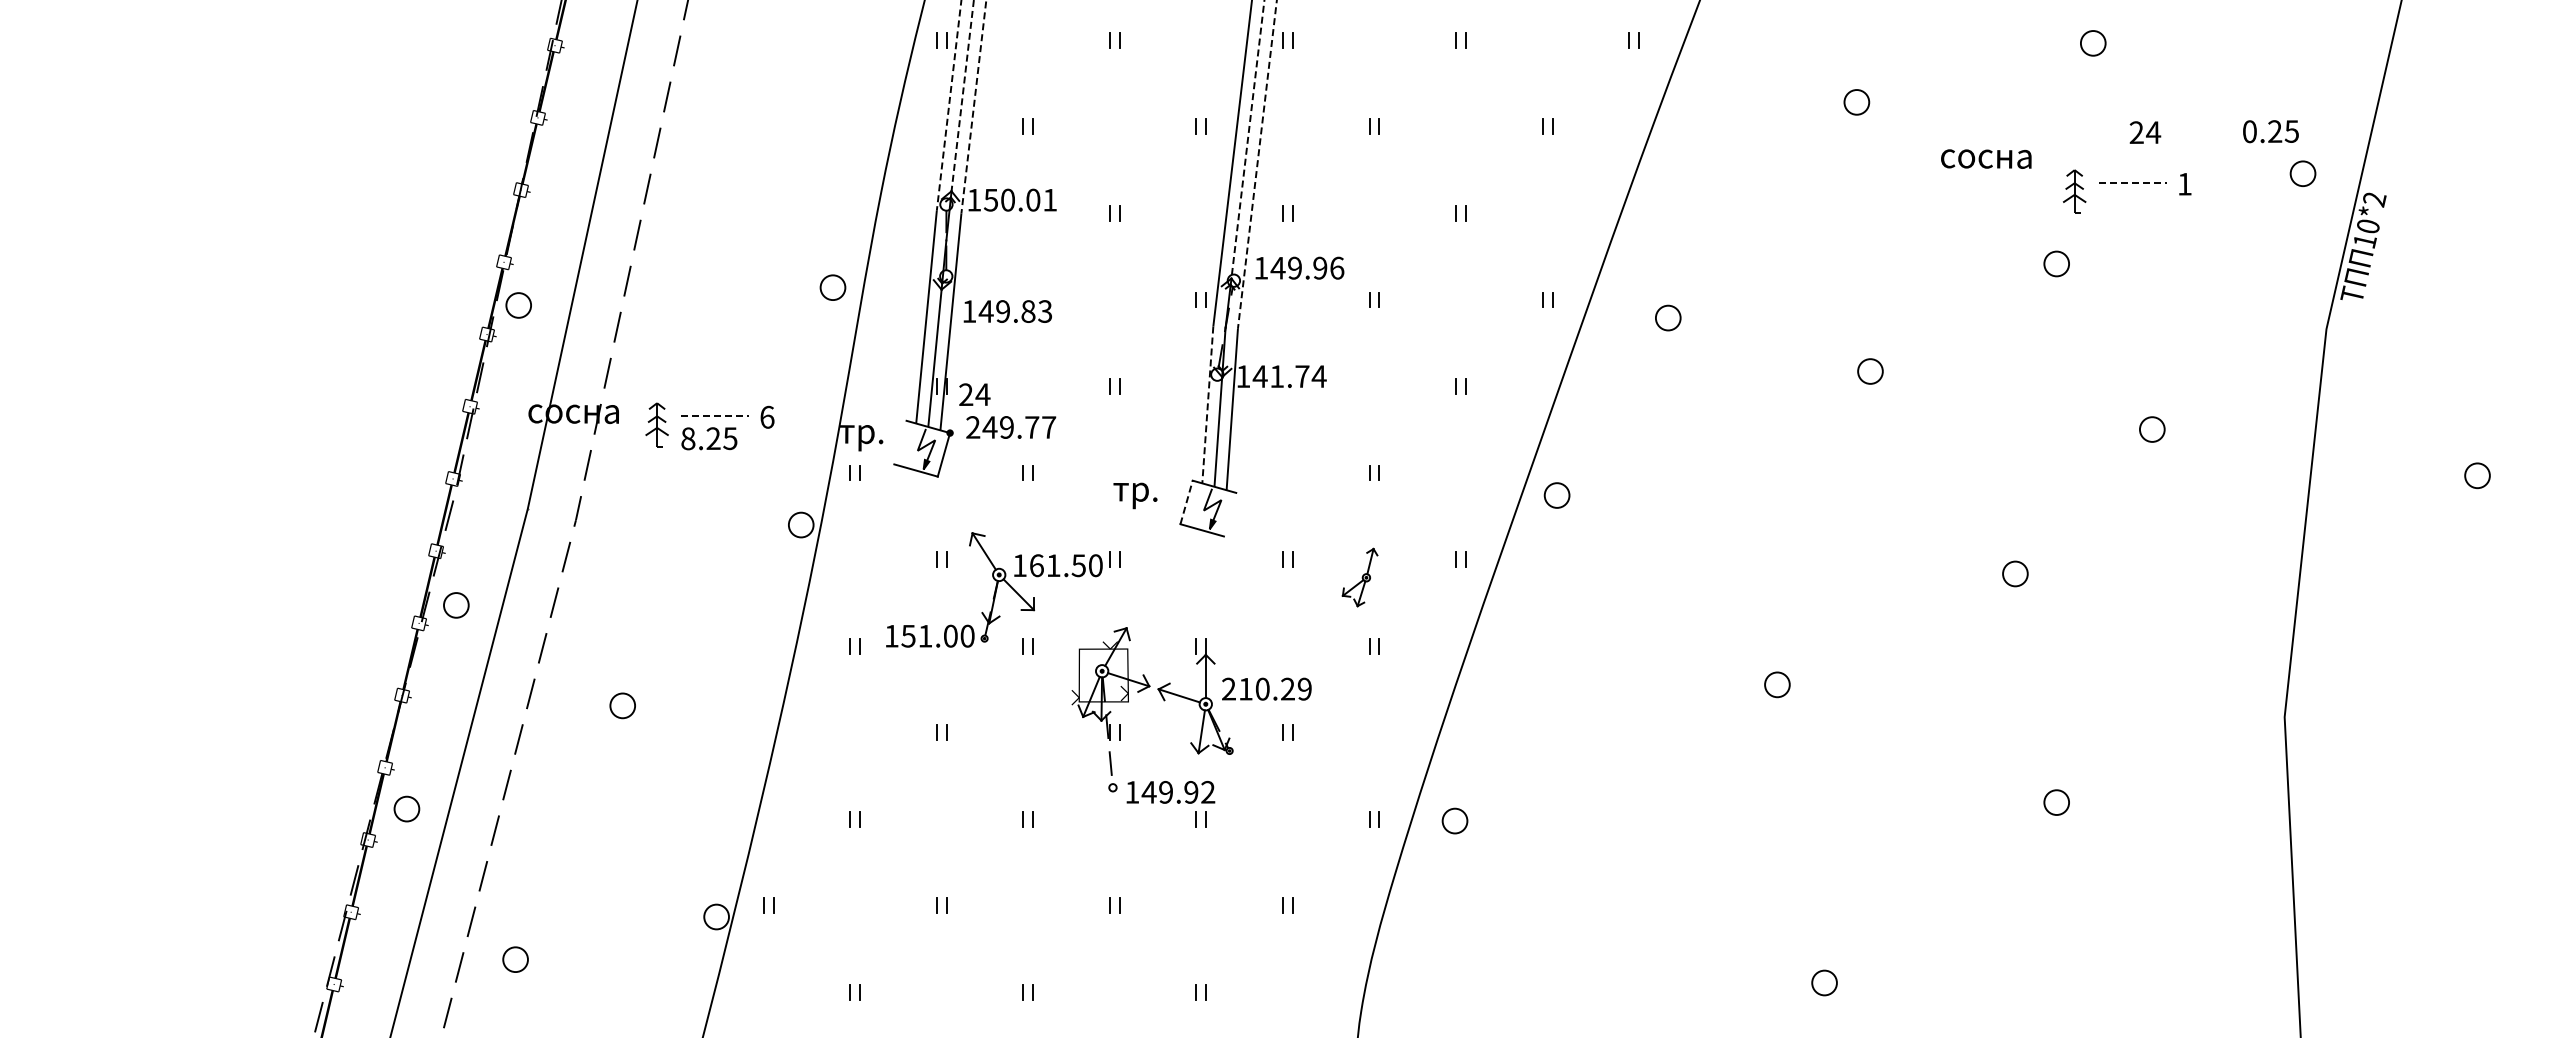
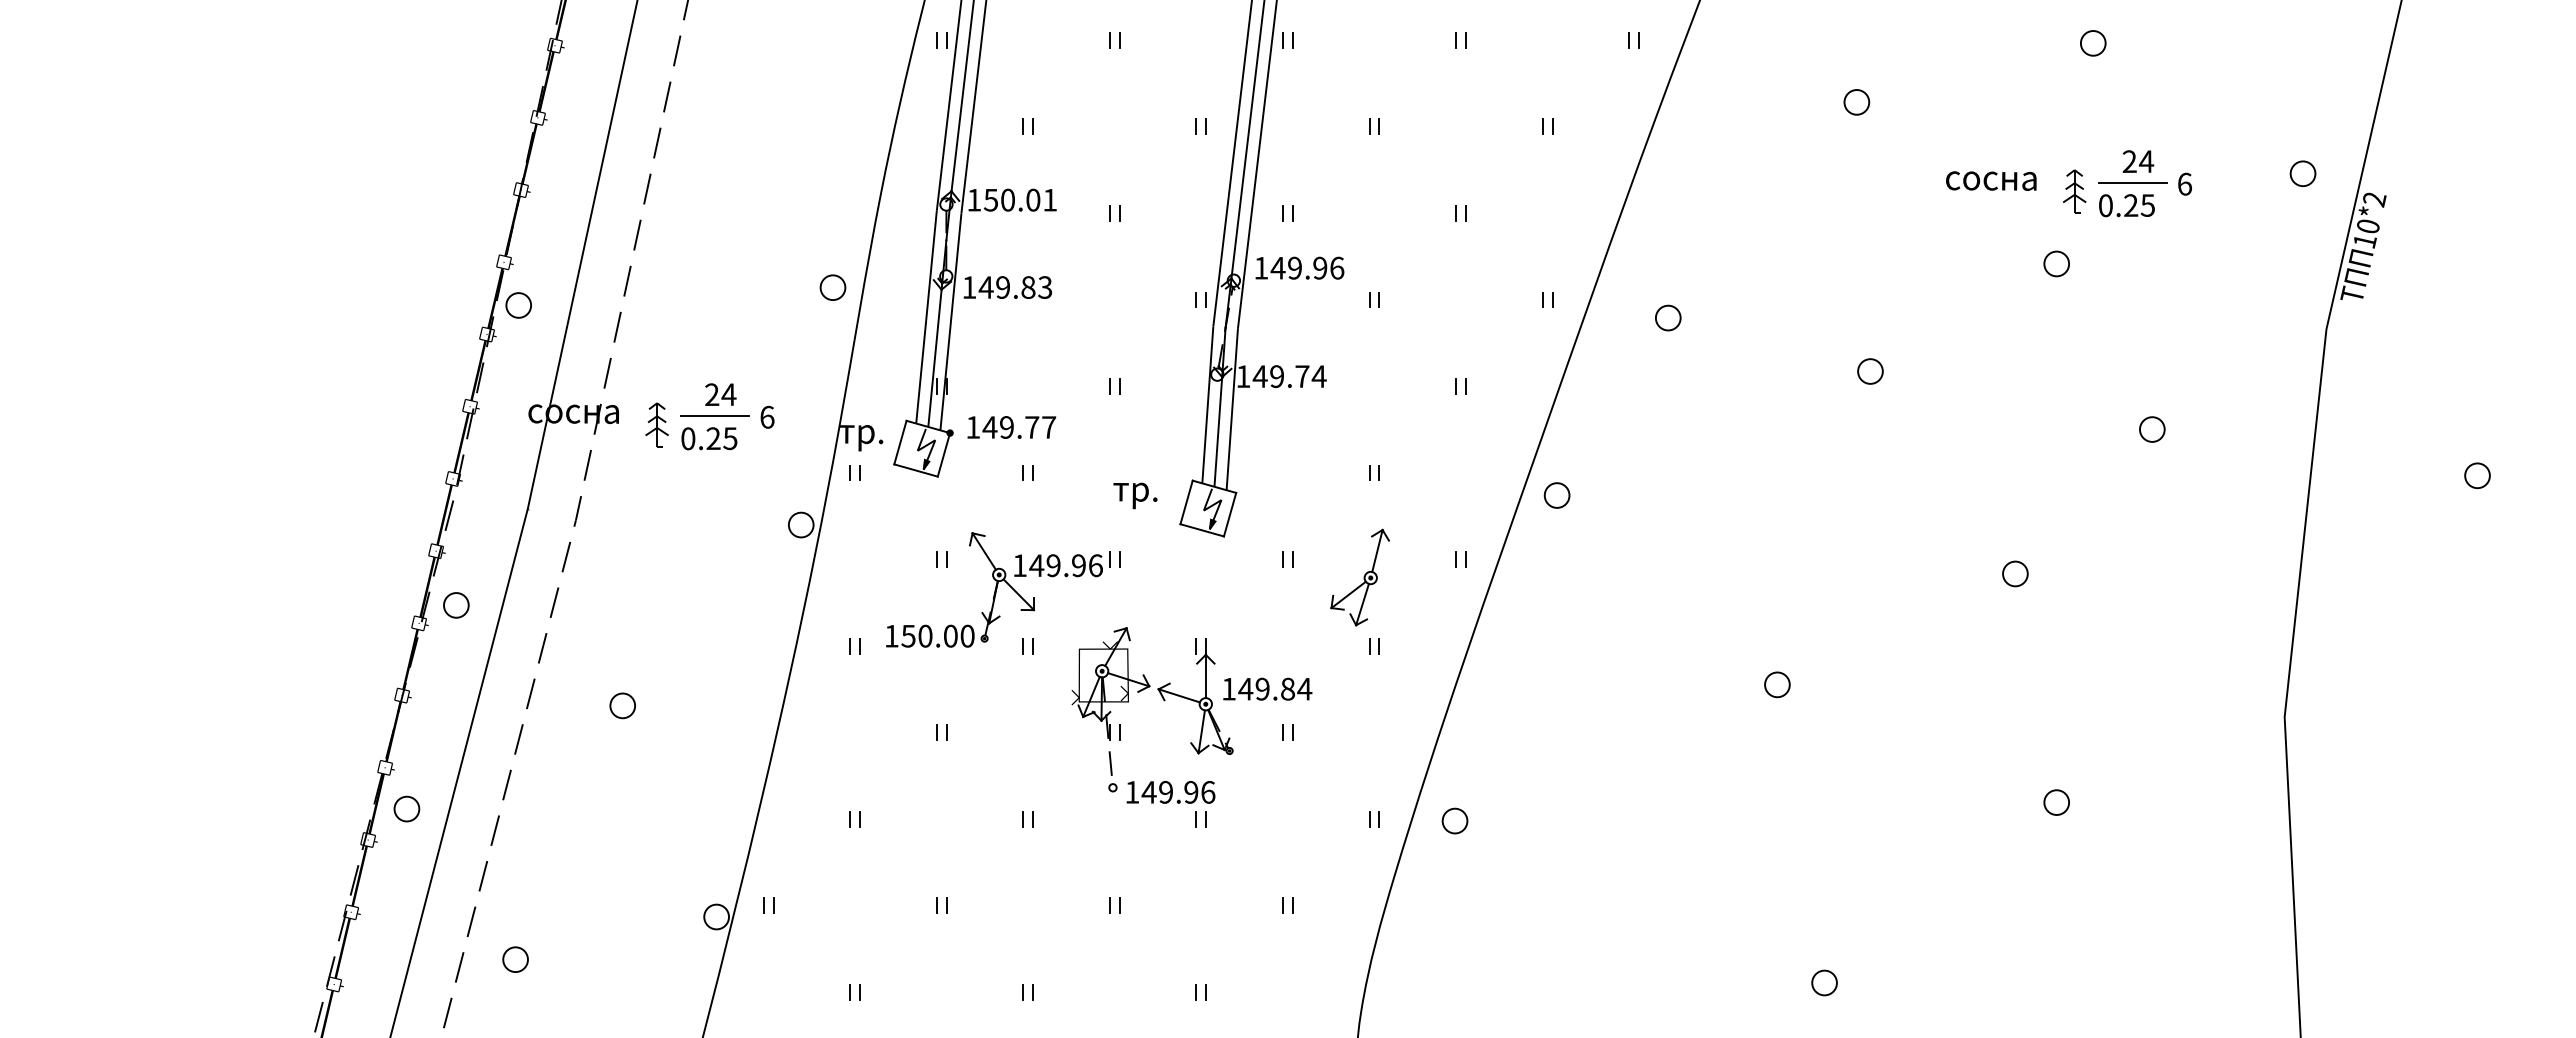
line: dashed -> solid (962, 95)
line: dashed -> solid (949, 105)
line: dashed -> solid (973, 107)
text position: (2270, 131) -> (2126, 205) (2126, 205)
text position: (2145, 132) -> (2138, 161) (2138, 161)
line: dashed -> solid (1247, 139)
text position: (1986, 158) -> (1991, 180) (1991, 180)
line: dashed -> solid (1257, 165)
line: dashed -> solid (2132, 183)
text: 1 -> 6 (2185, 183)
text position: (1007, 311) -> (1007, 287) (1007, 287)
text: 141.74 -> 149.74 (1276, 376)
text position: (974, 394) -> (720, 394) (720, 394)
line: dashed -> solid (1207, 404)
line: dashed -> solid (715, 416)
text: 249.77 -> 149.77 (973, 427)
text: 8.25 -> 0.25 (688, 438)
line: none -> present (900, 442)
line: dashed -> solid (1186, 502)
line: none -> present (1229, 514)
text: 161.50 -> 149.96 (1065, 565)
part size: 38x61 px -> 60x99 px (1359, 577)
text: 151.00 -> 150.00 (925, 635)
text: 210.29 -> 149.84 (1267, 688)
text: 149.92 -> 149.96 (1208, 791)
